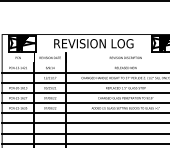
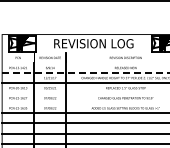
line: solid -> dashed (85, 73)
line: present -> none (84, 93)
line: present -> none (84, 103)
